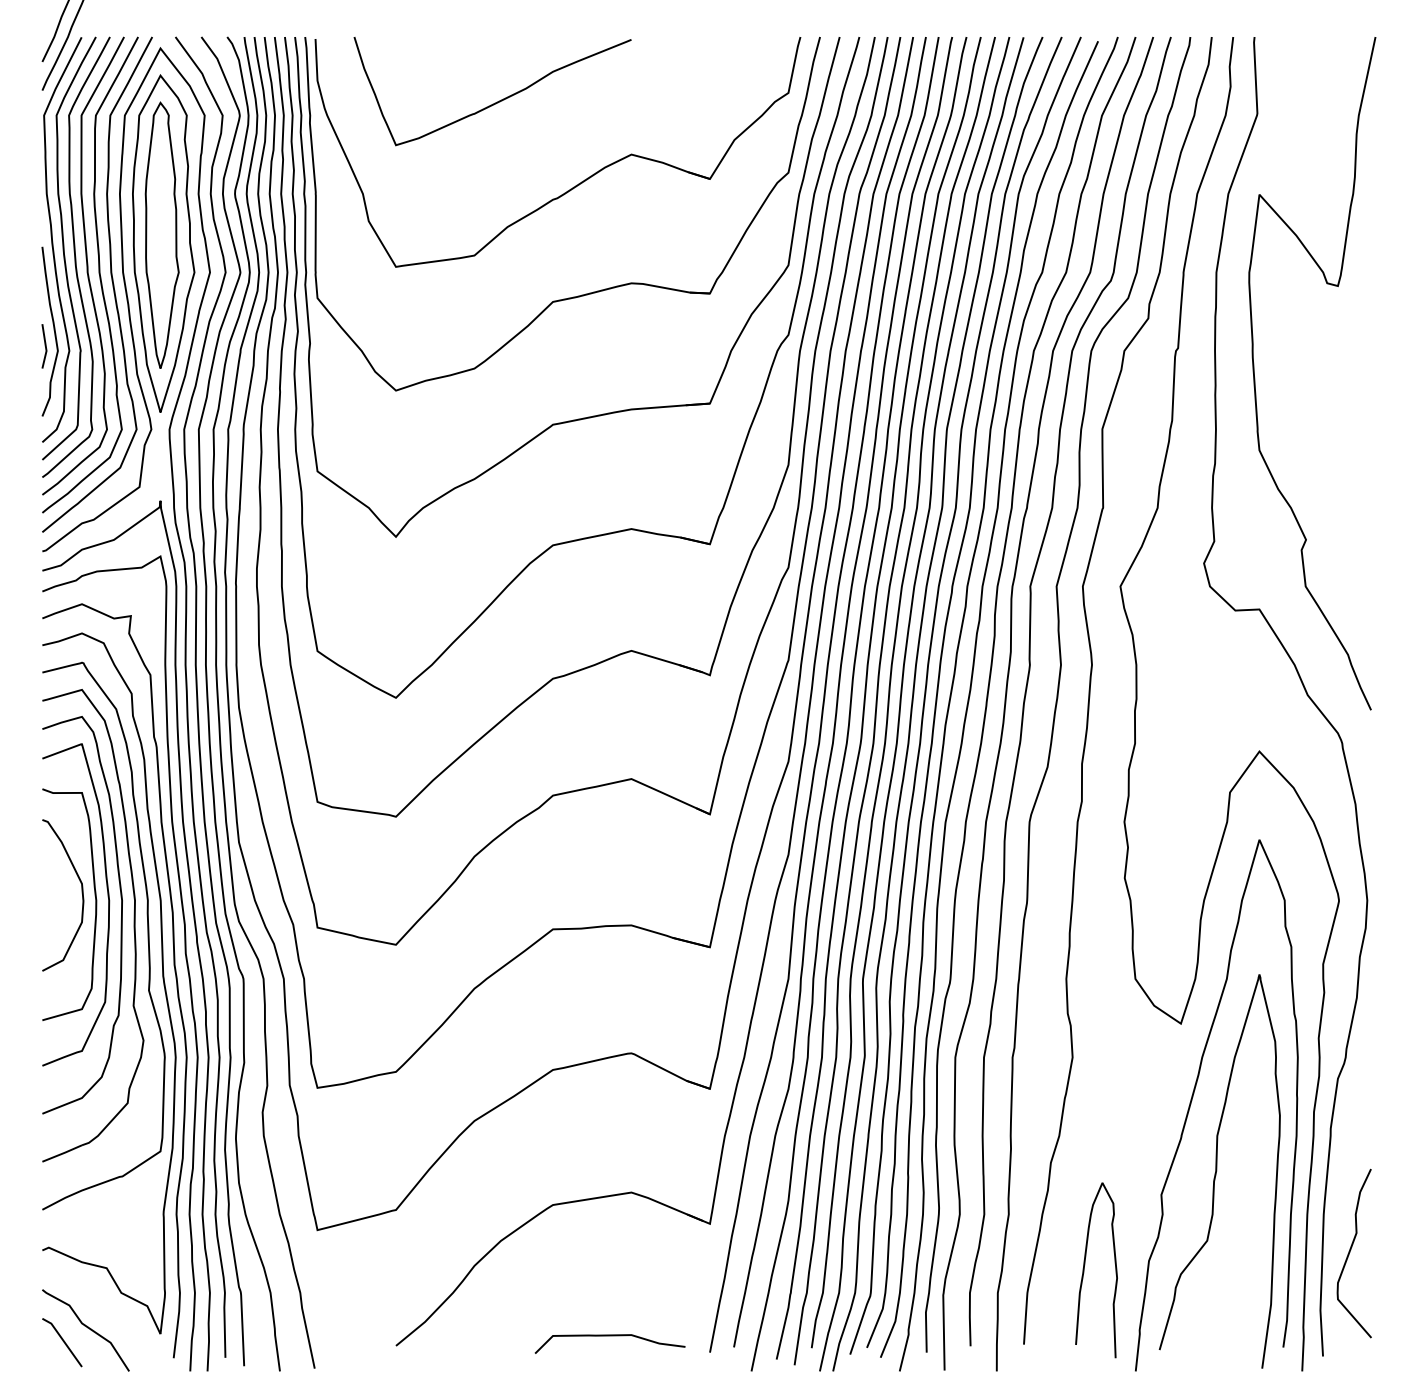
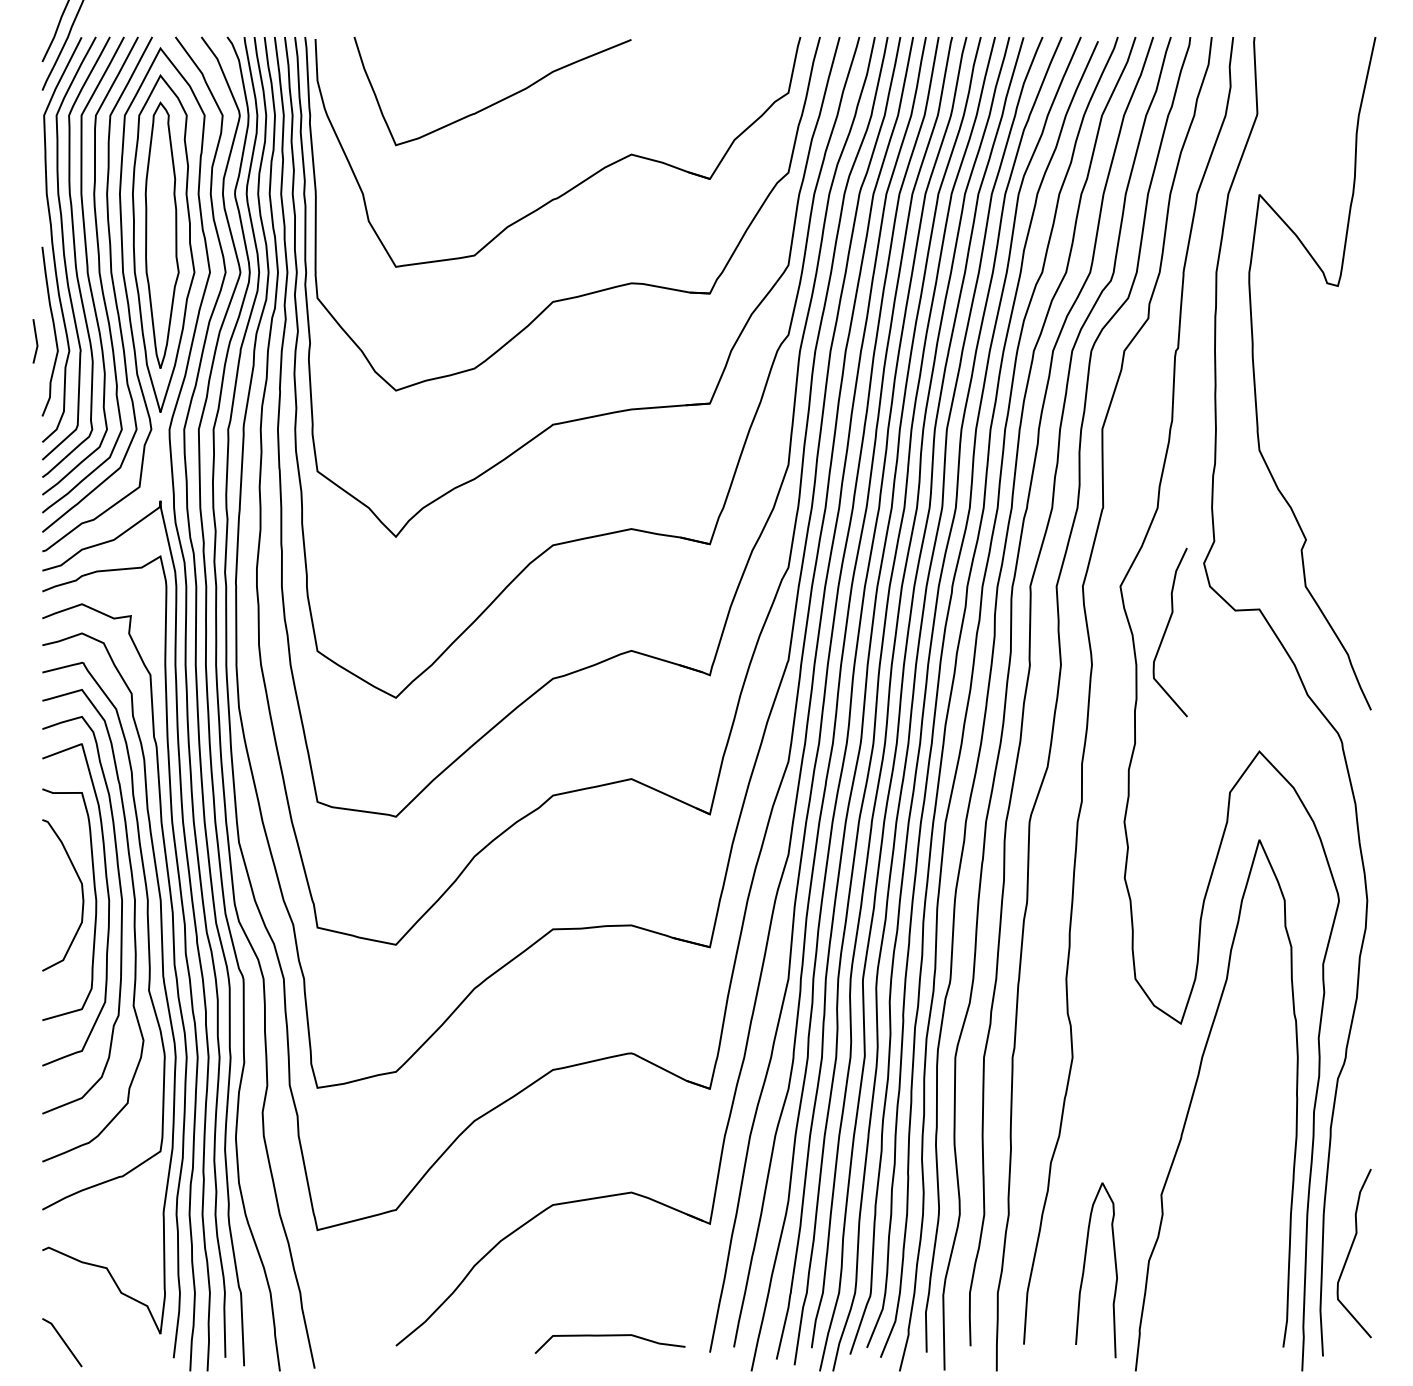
line position: (44, 345) -> (35, 340) (35, 340)
curve: none -> present (1166, 631)
curve: present -> none (1217, 1171)
curve: present -> none (87, 1328)
